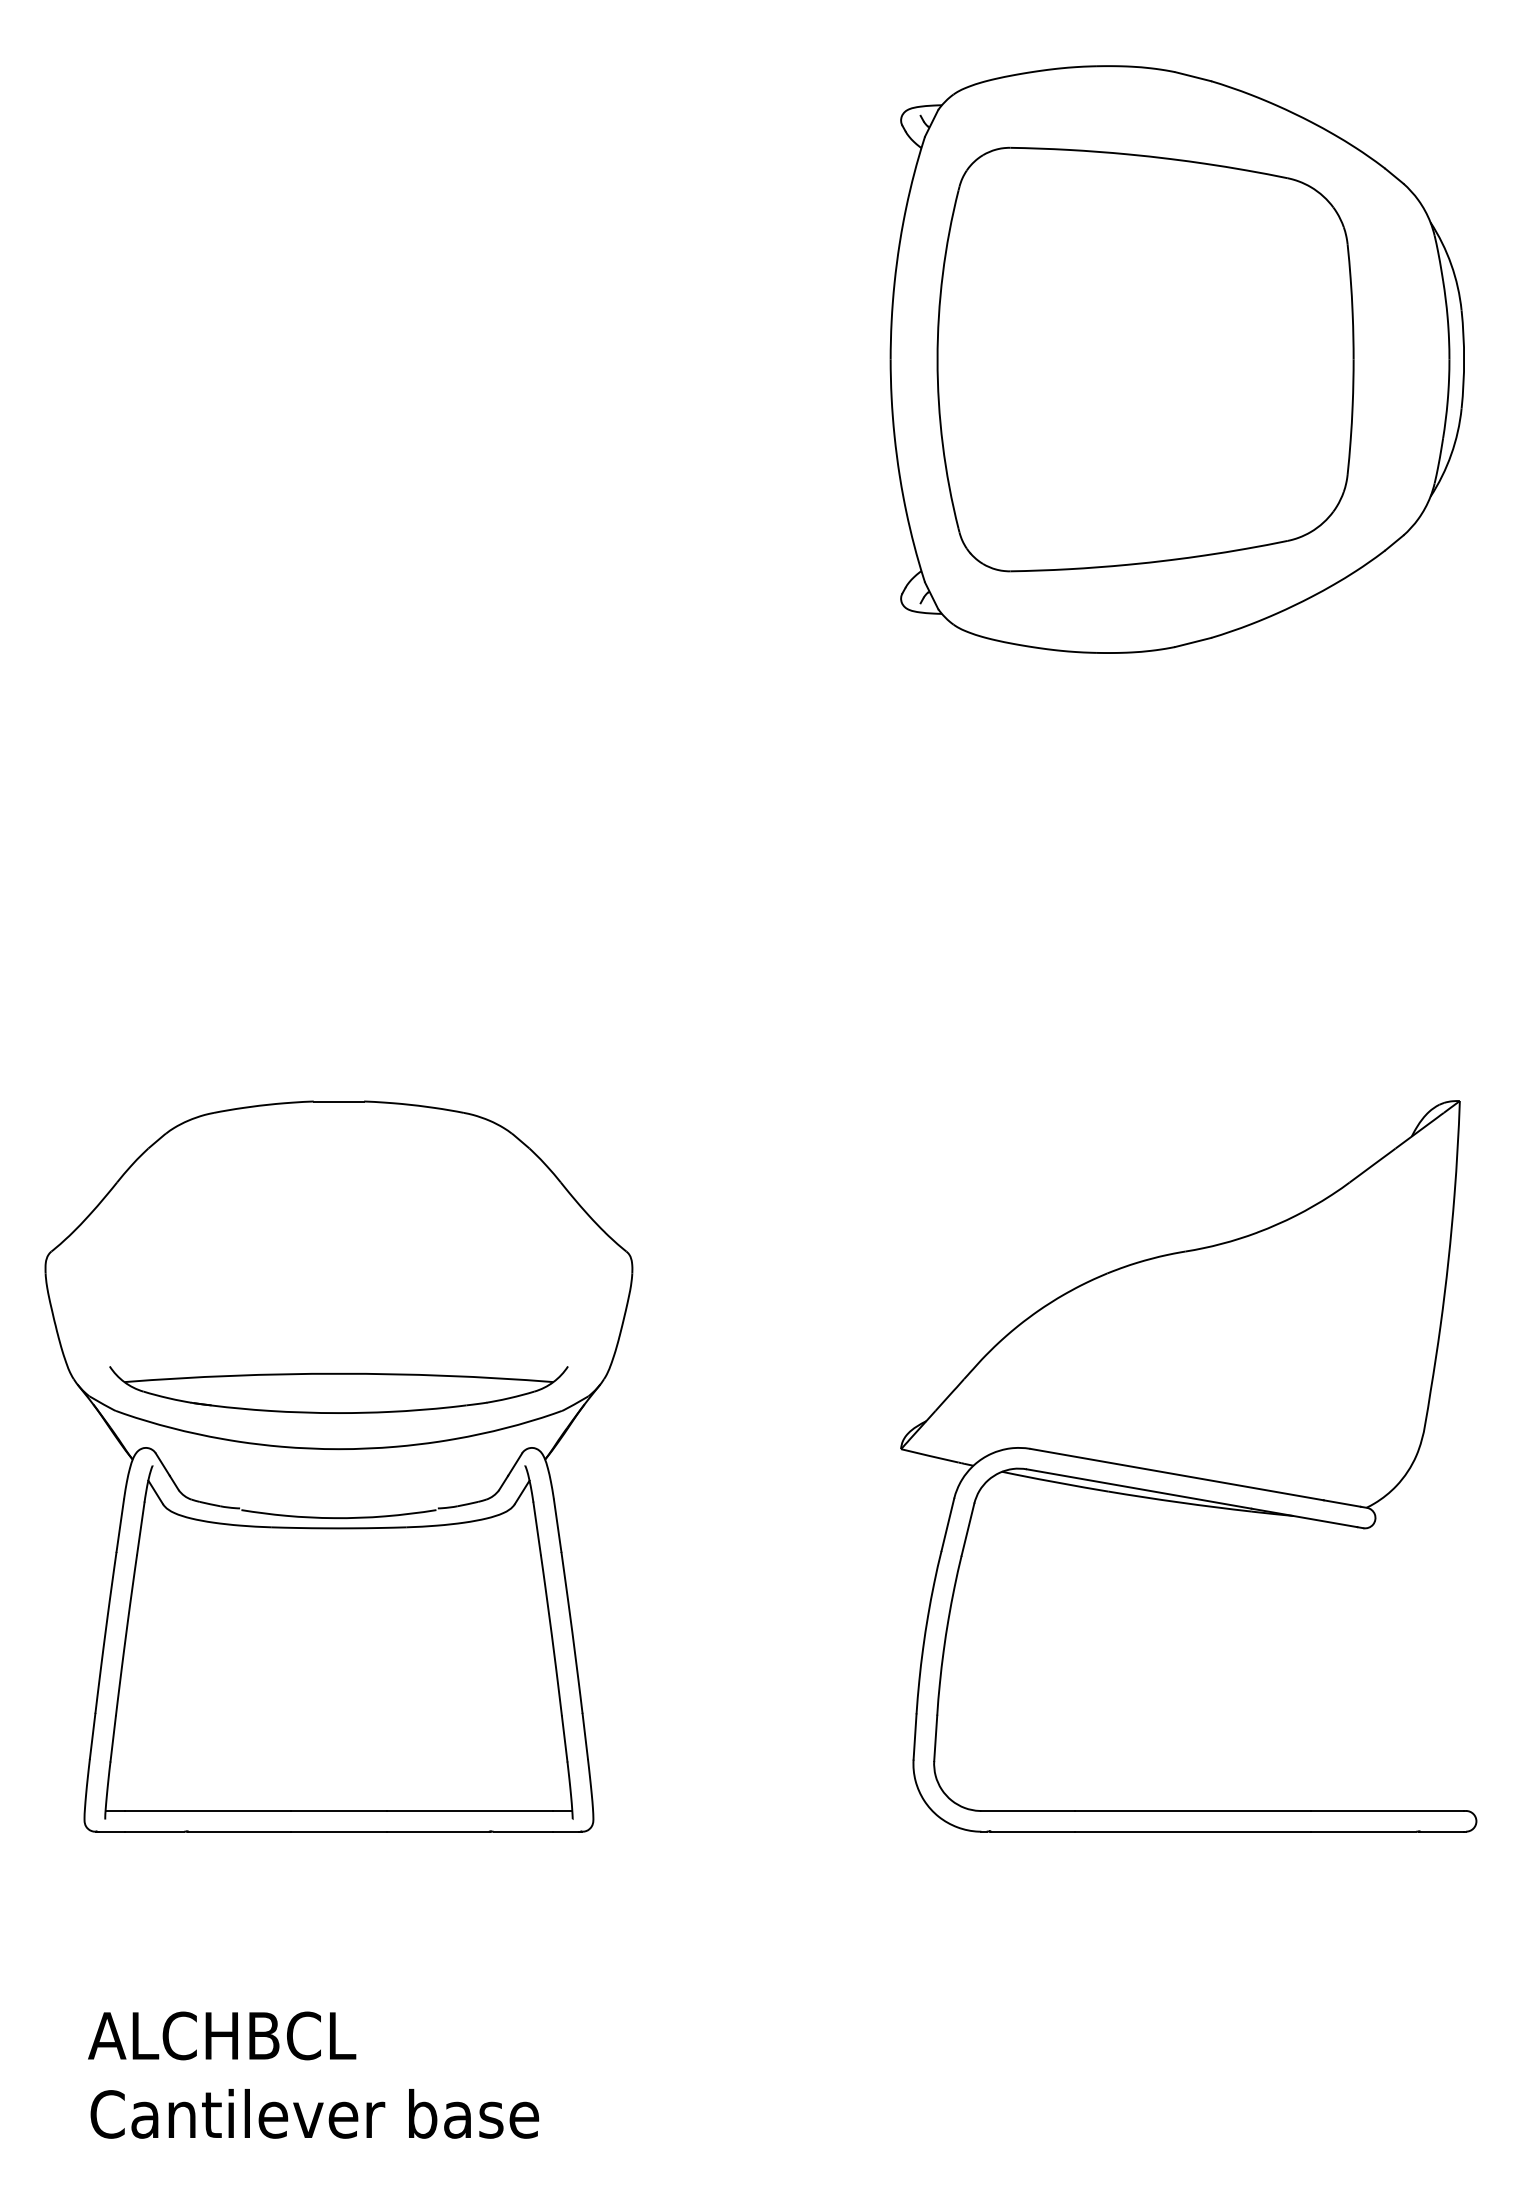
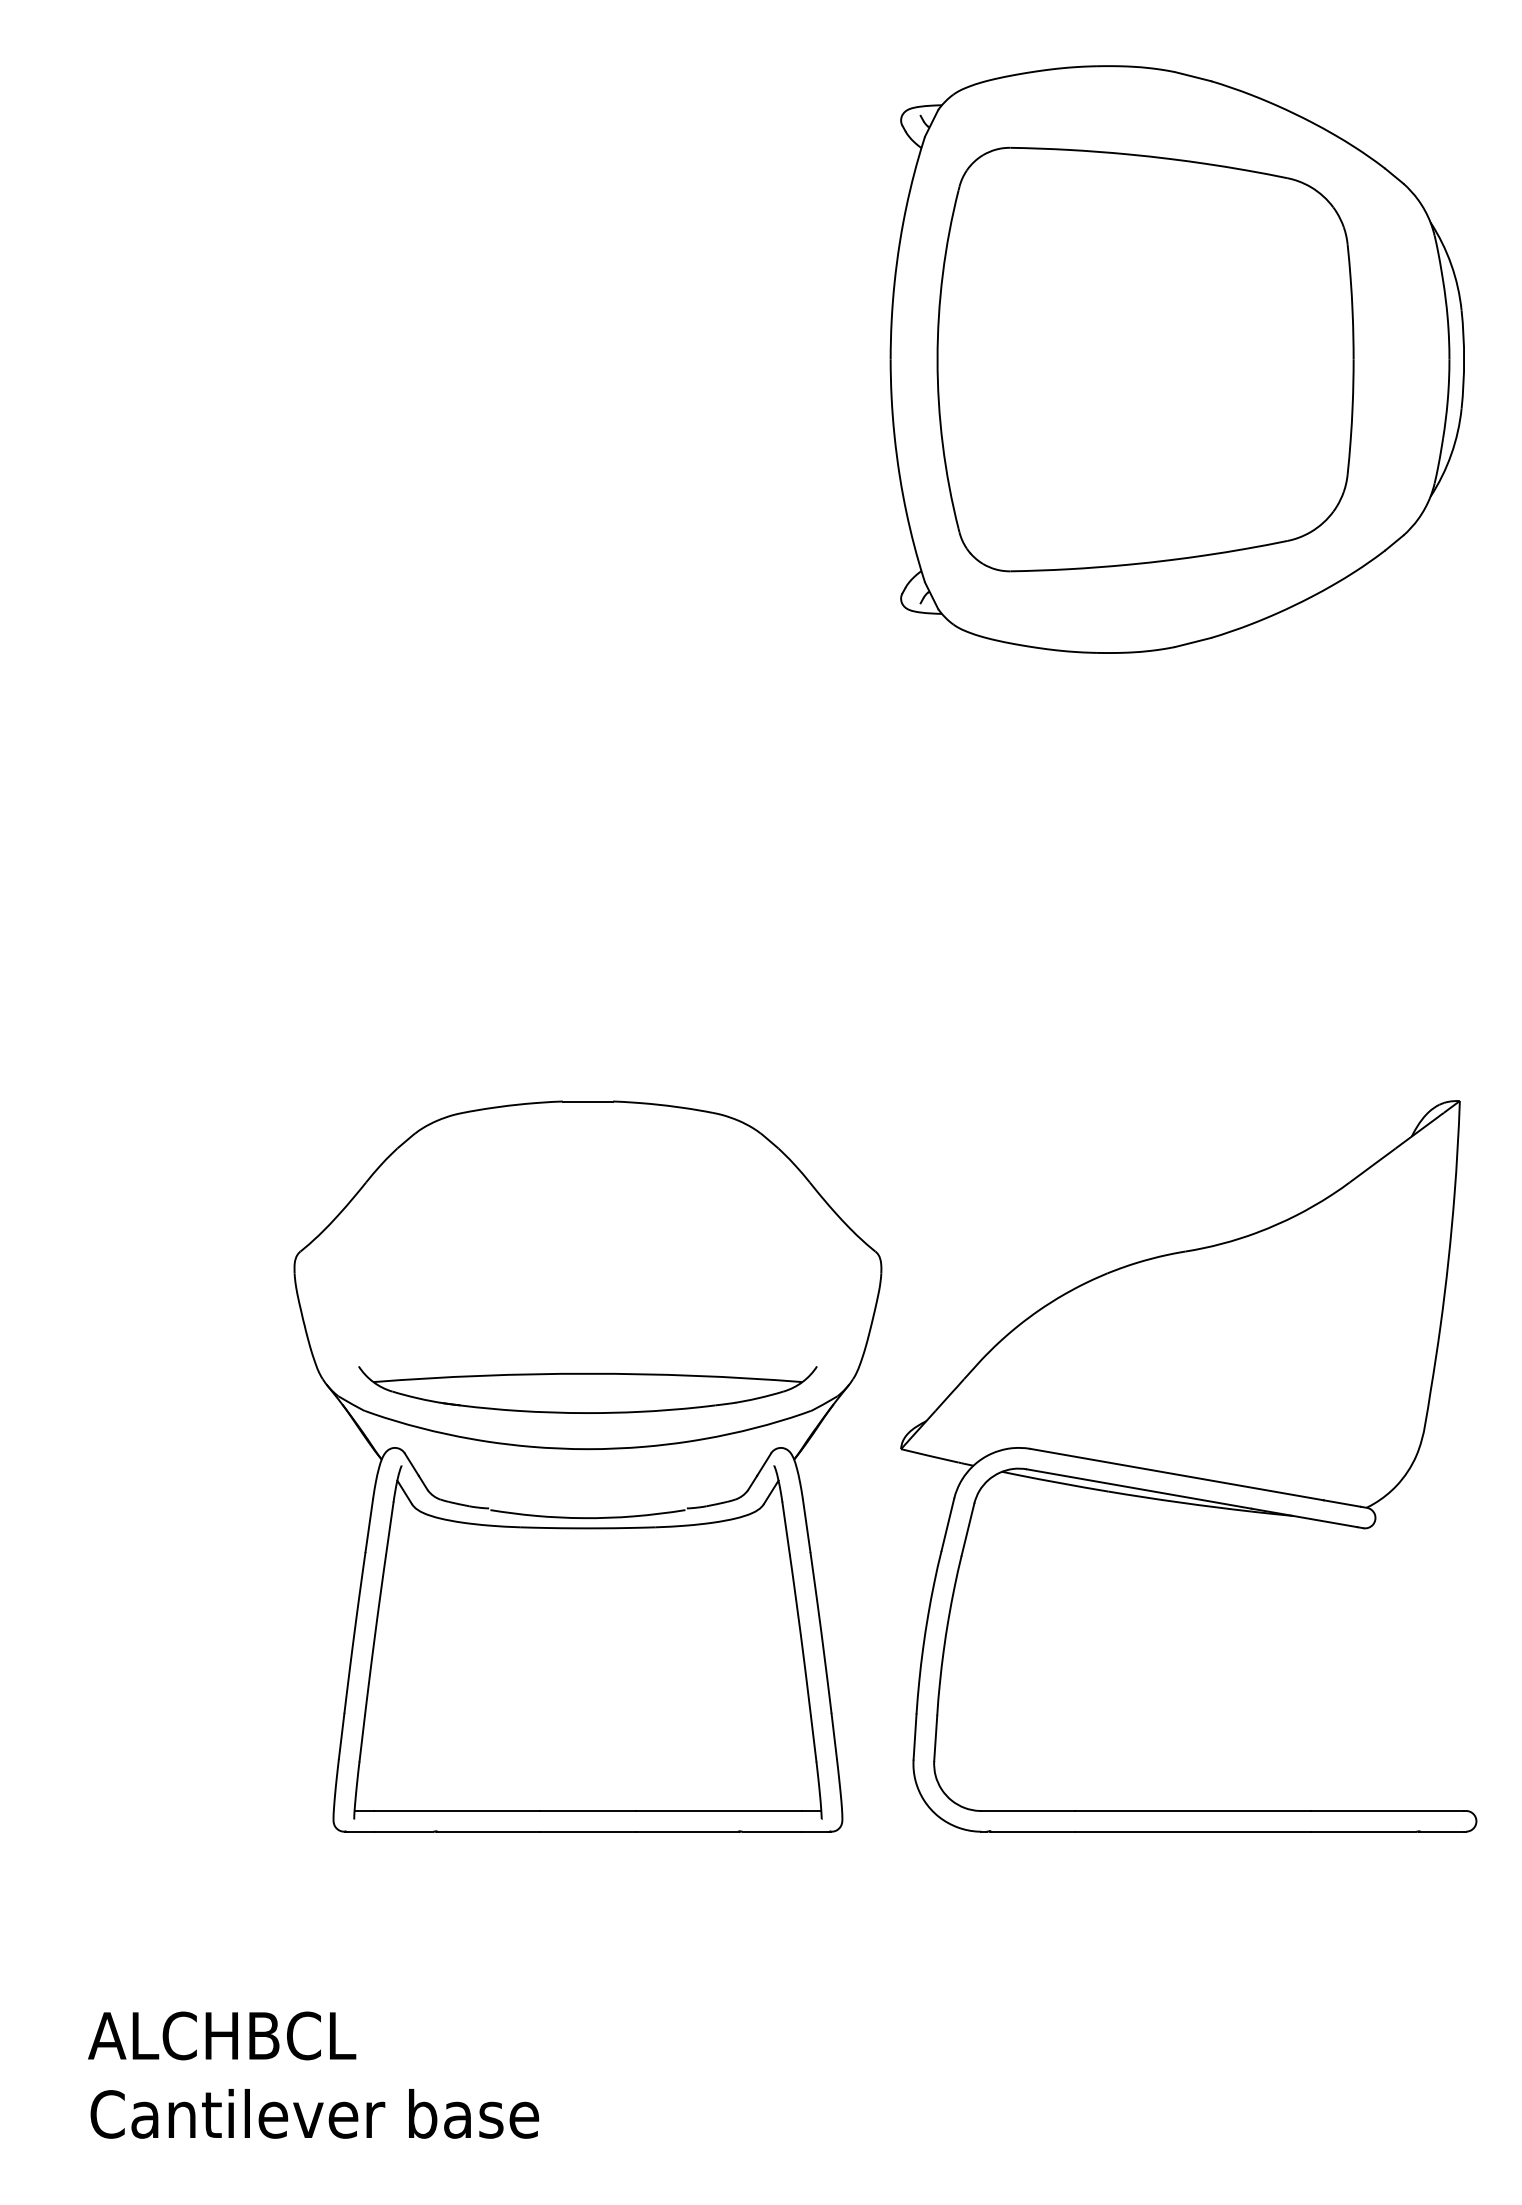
part position: (338, 1466) -> (587, 1466) (587, 1466)
